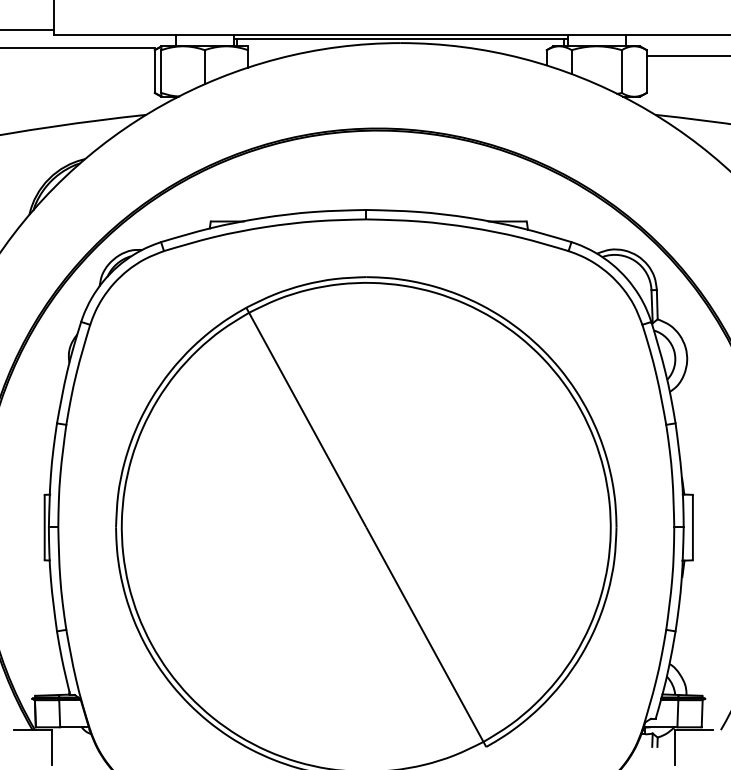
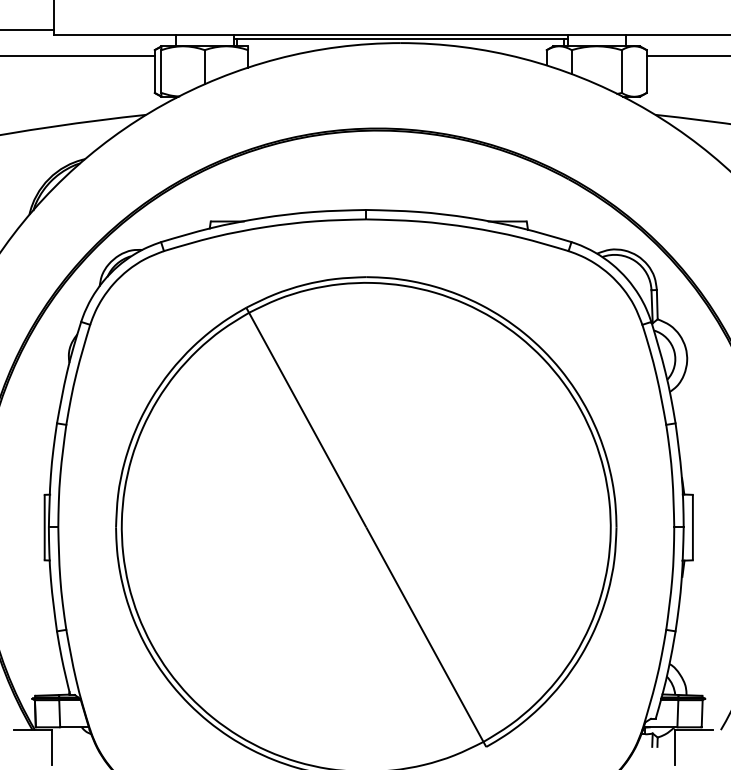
line position: (78, 48) -> (78, 56) (78, 56)
